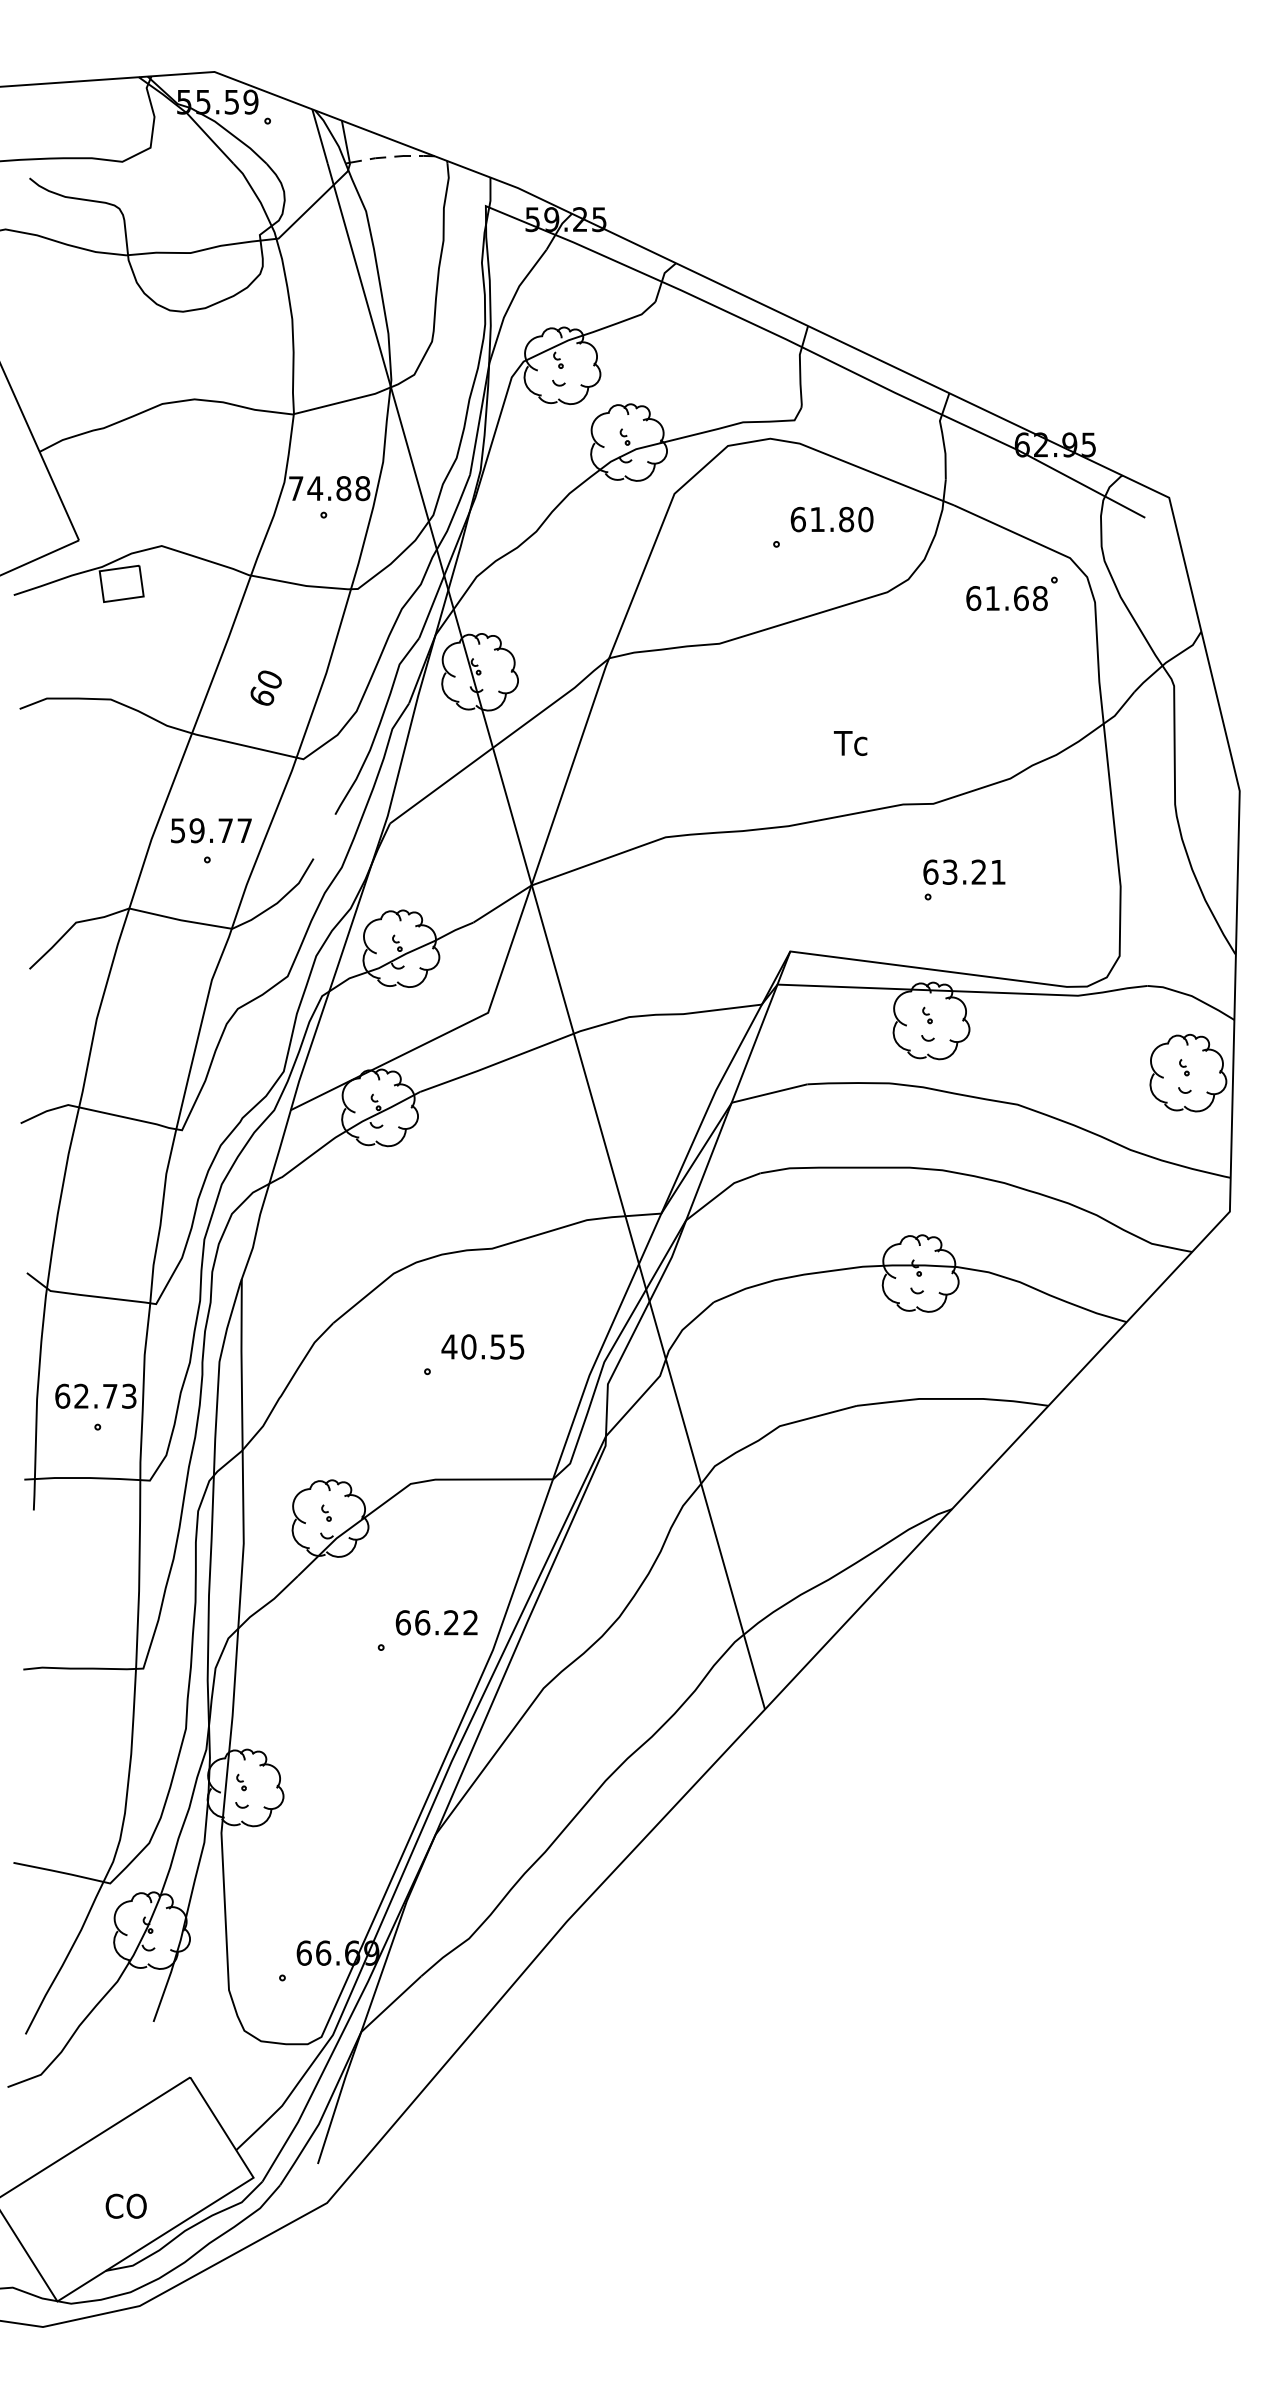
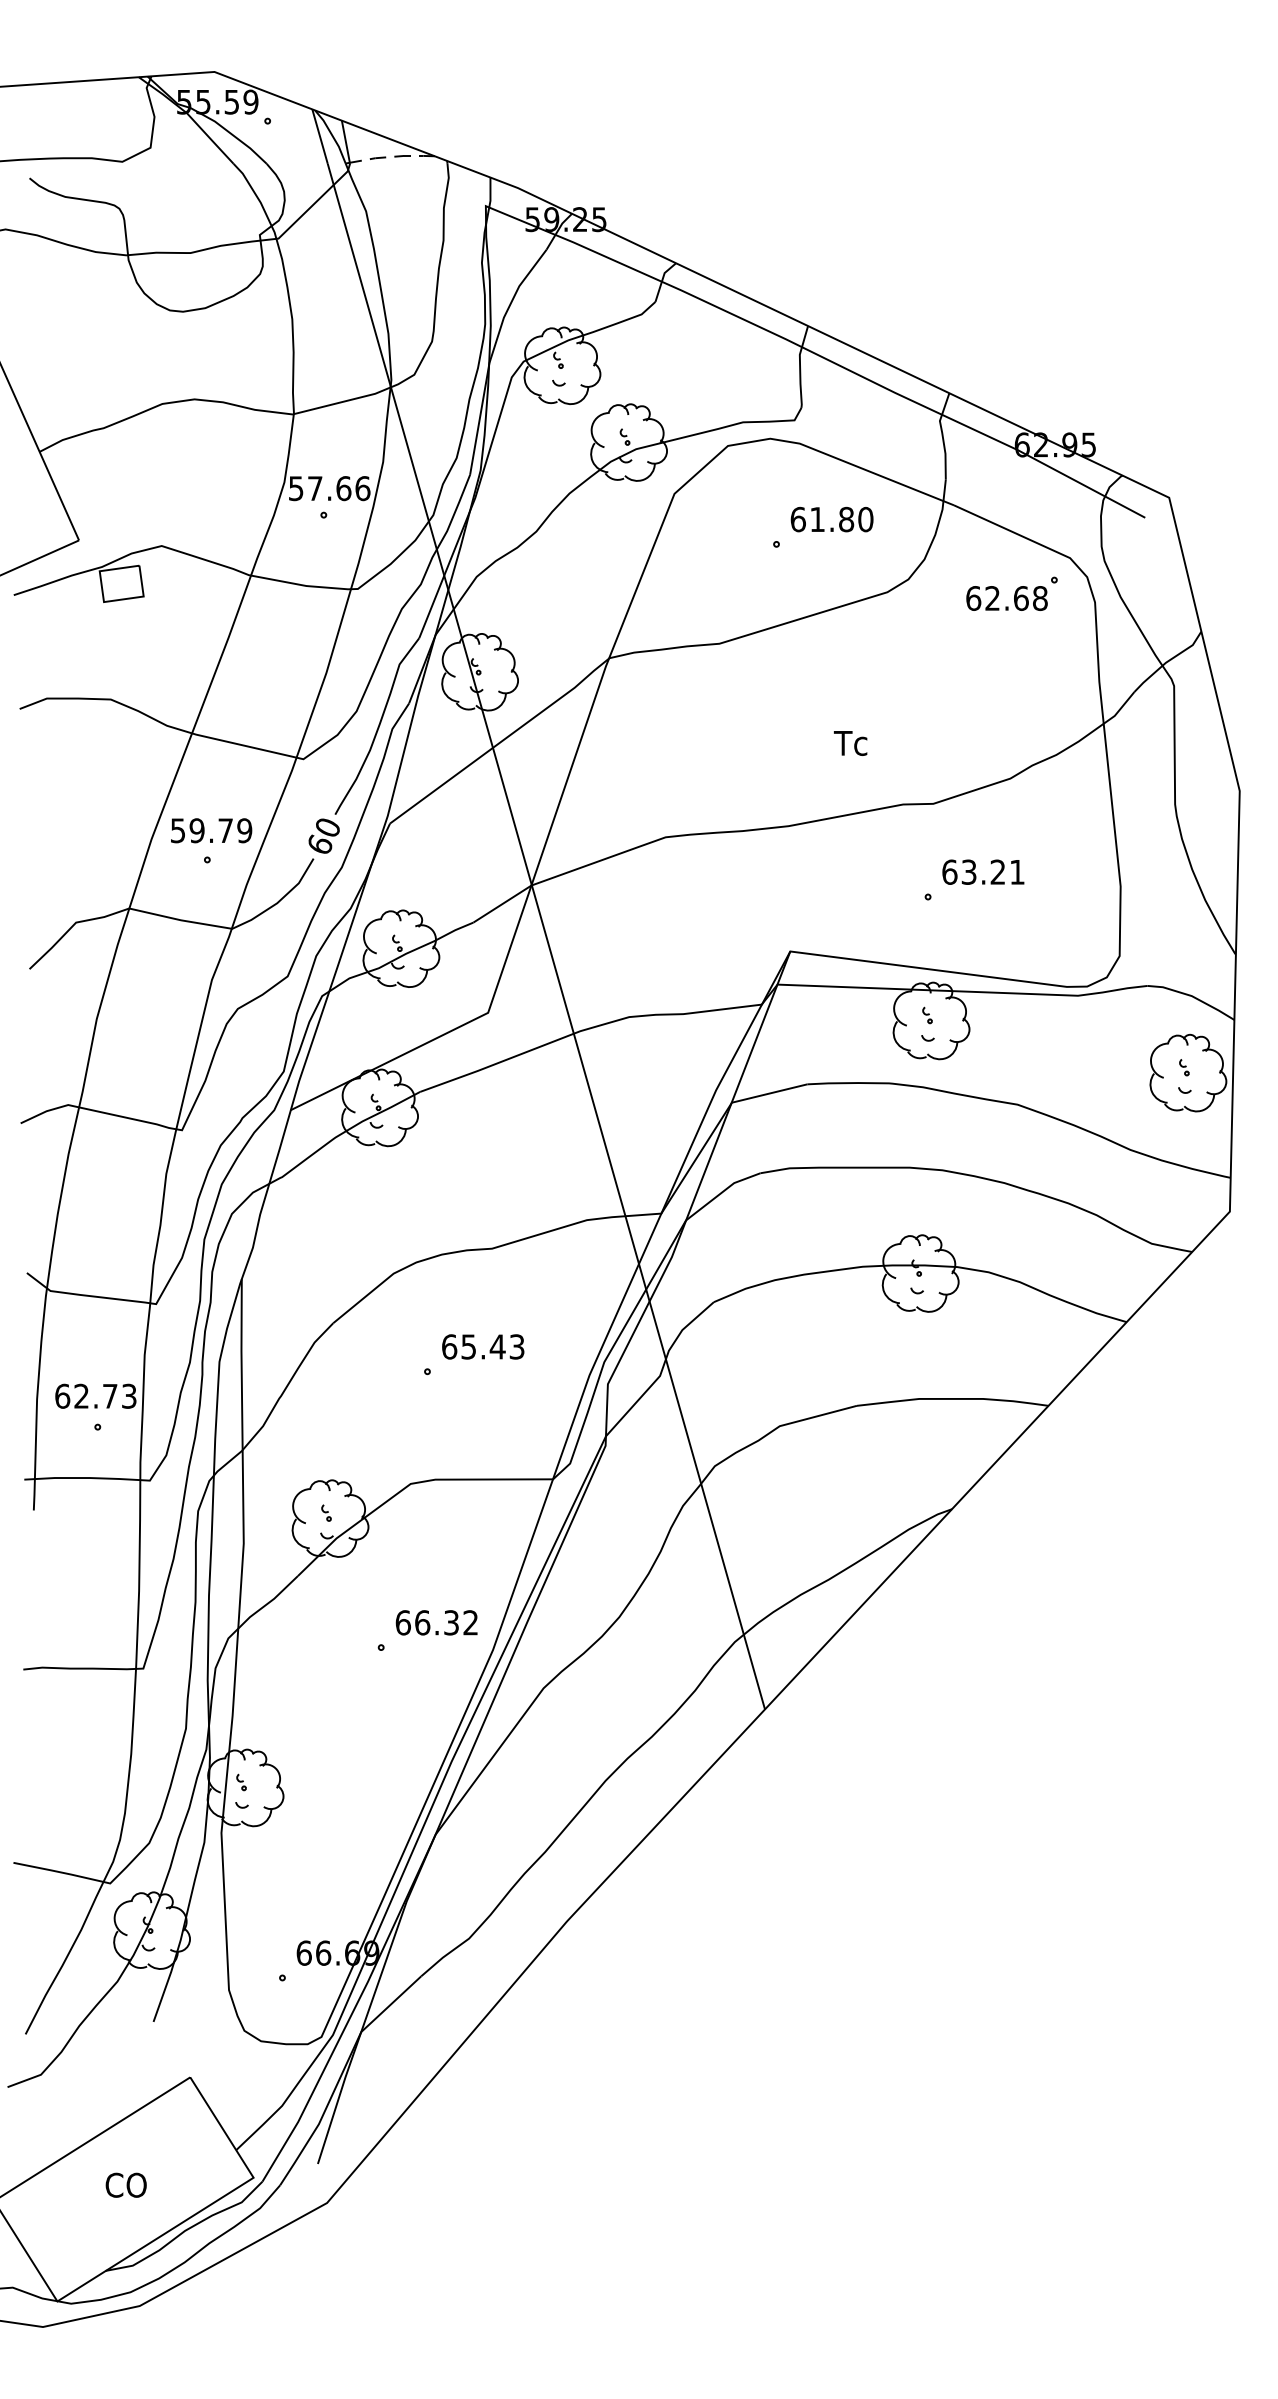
text: 74.88 -> 57.66 (329, 488)
text: 61.68 -> 62.68 (992, 598)
text position: (265, 687) -> (323, 835) (323, 835)
text: 59.77 -> 59.79 (244, 830)
text position: (964, 871) -> (983, 871) (983, 871)
text: 40.55 -> 65.43 (482, 1346)
text: 66.22 -> 66.32 (451, 1622)
text position: (125, 2205) -> (125, 2184) (125, 2184)
